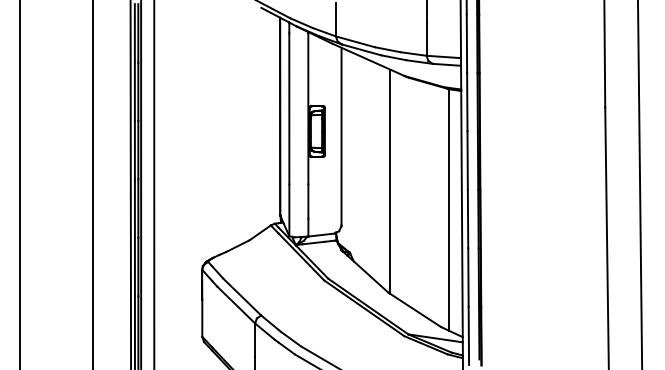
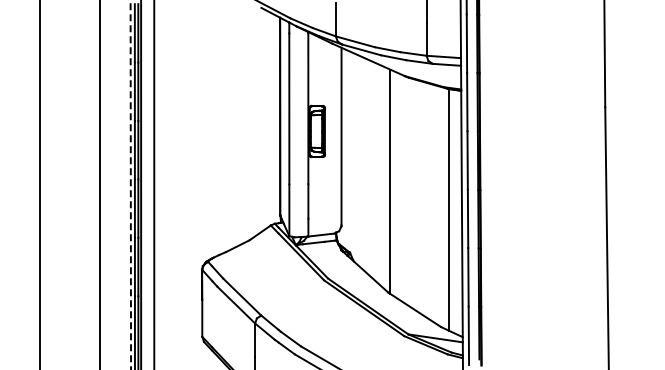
line position: (19, 184) -> (39, 184) (39, 184)
line position: (92, 184) -> (99, 184) (99, 184)
line: solid -> dashed (130, 184)
line: present -> none (640, 184)
